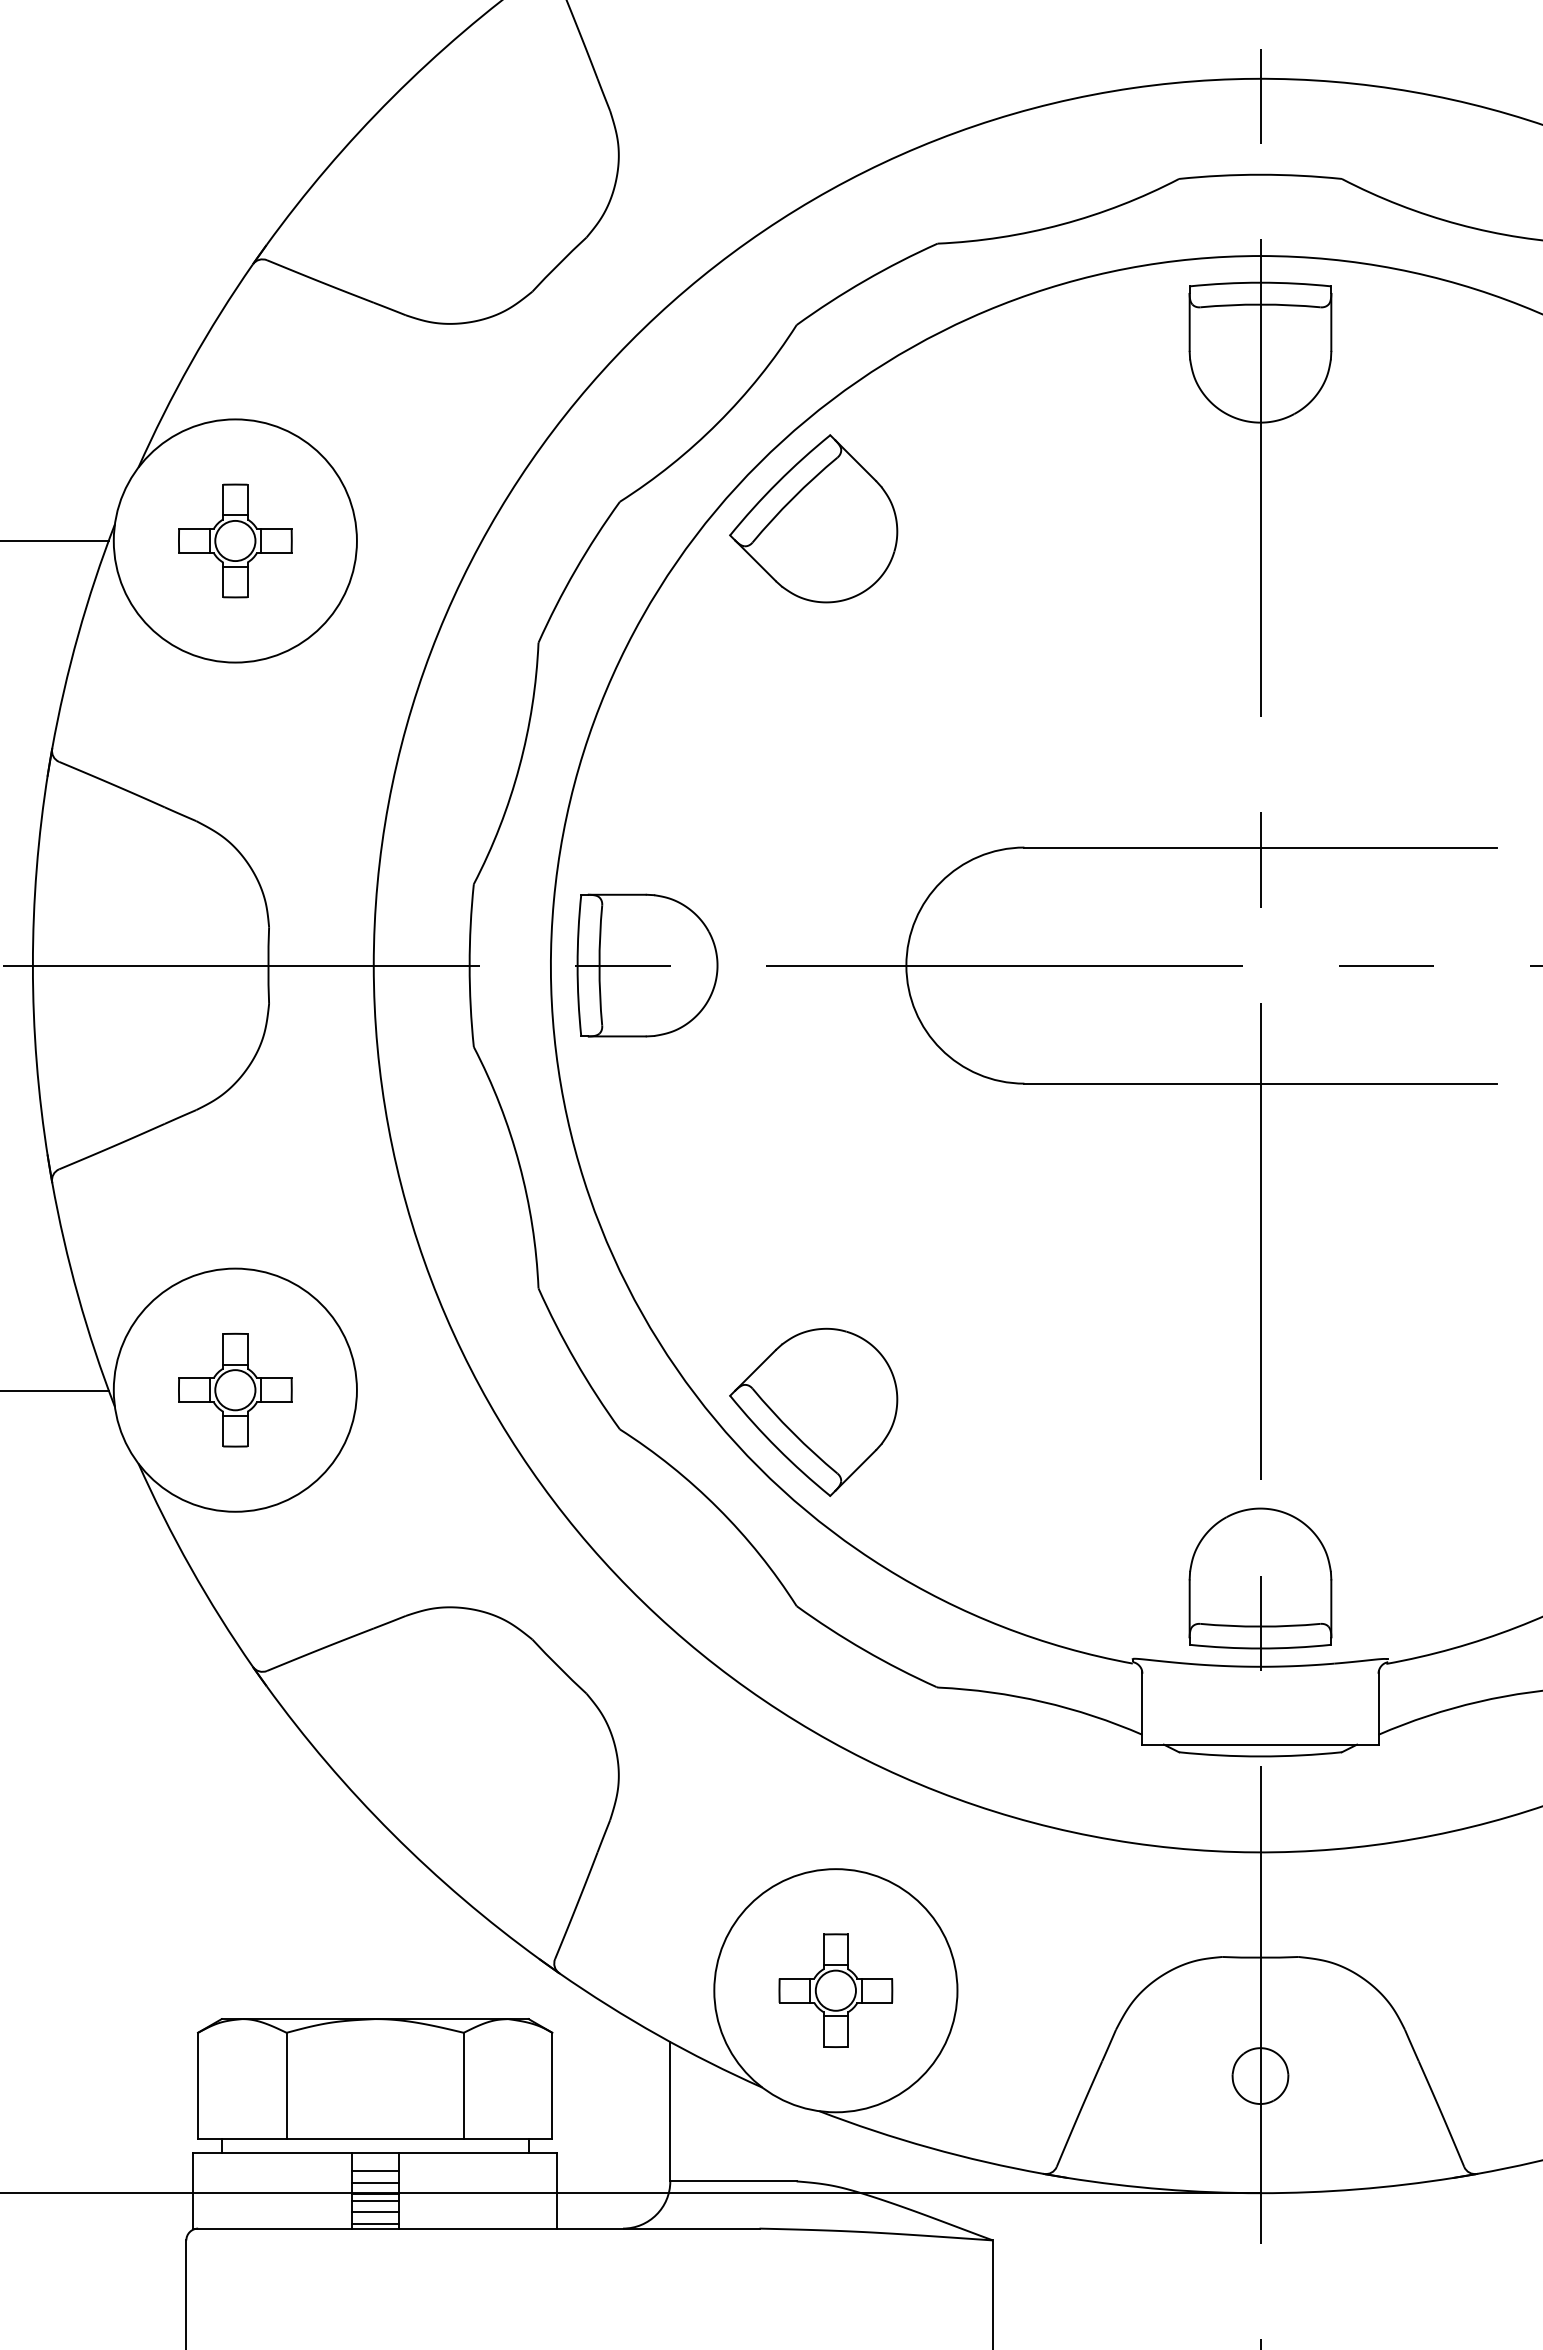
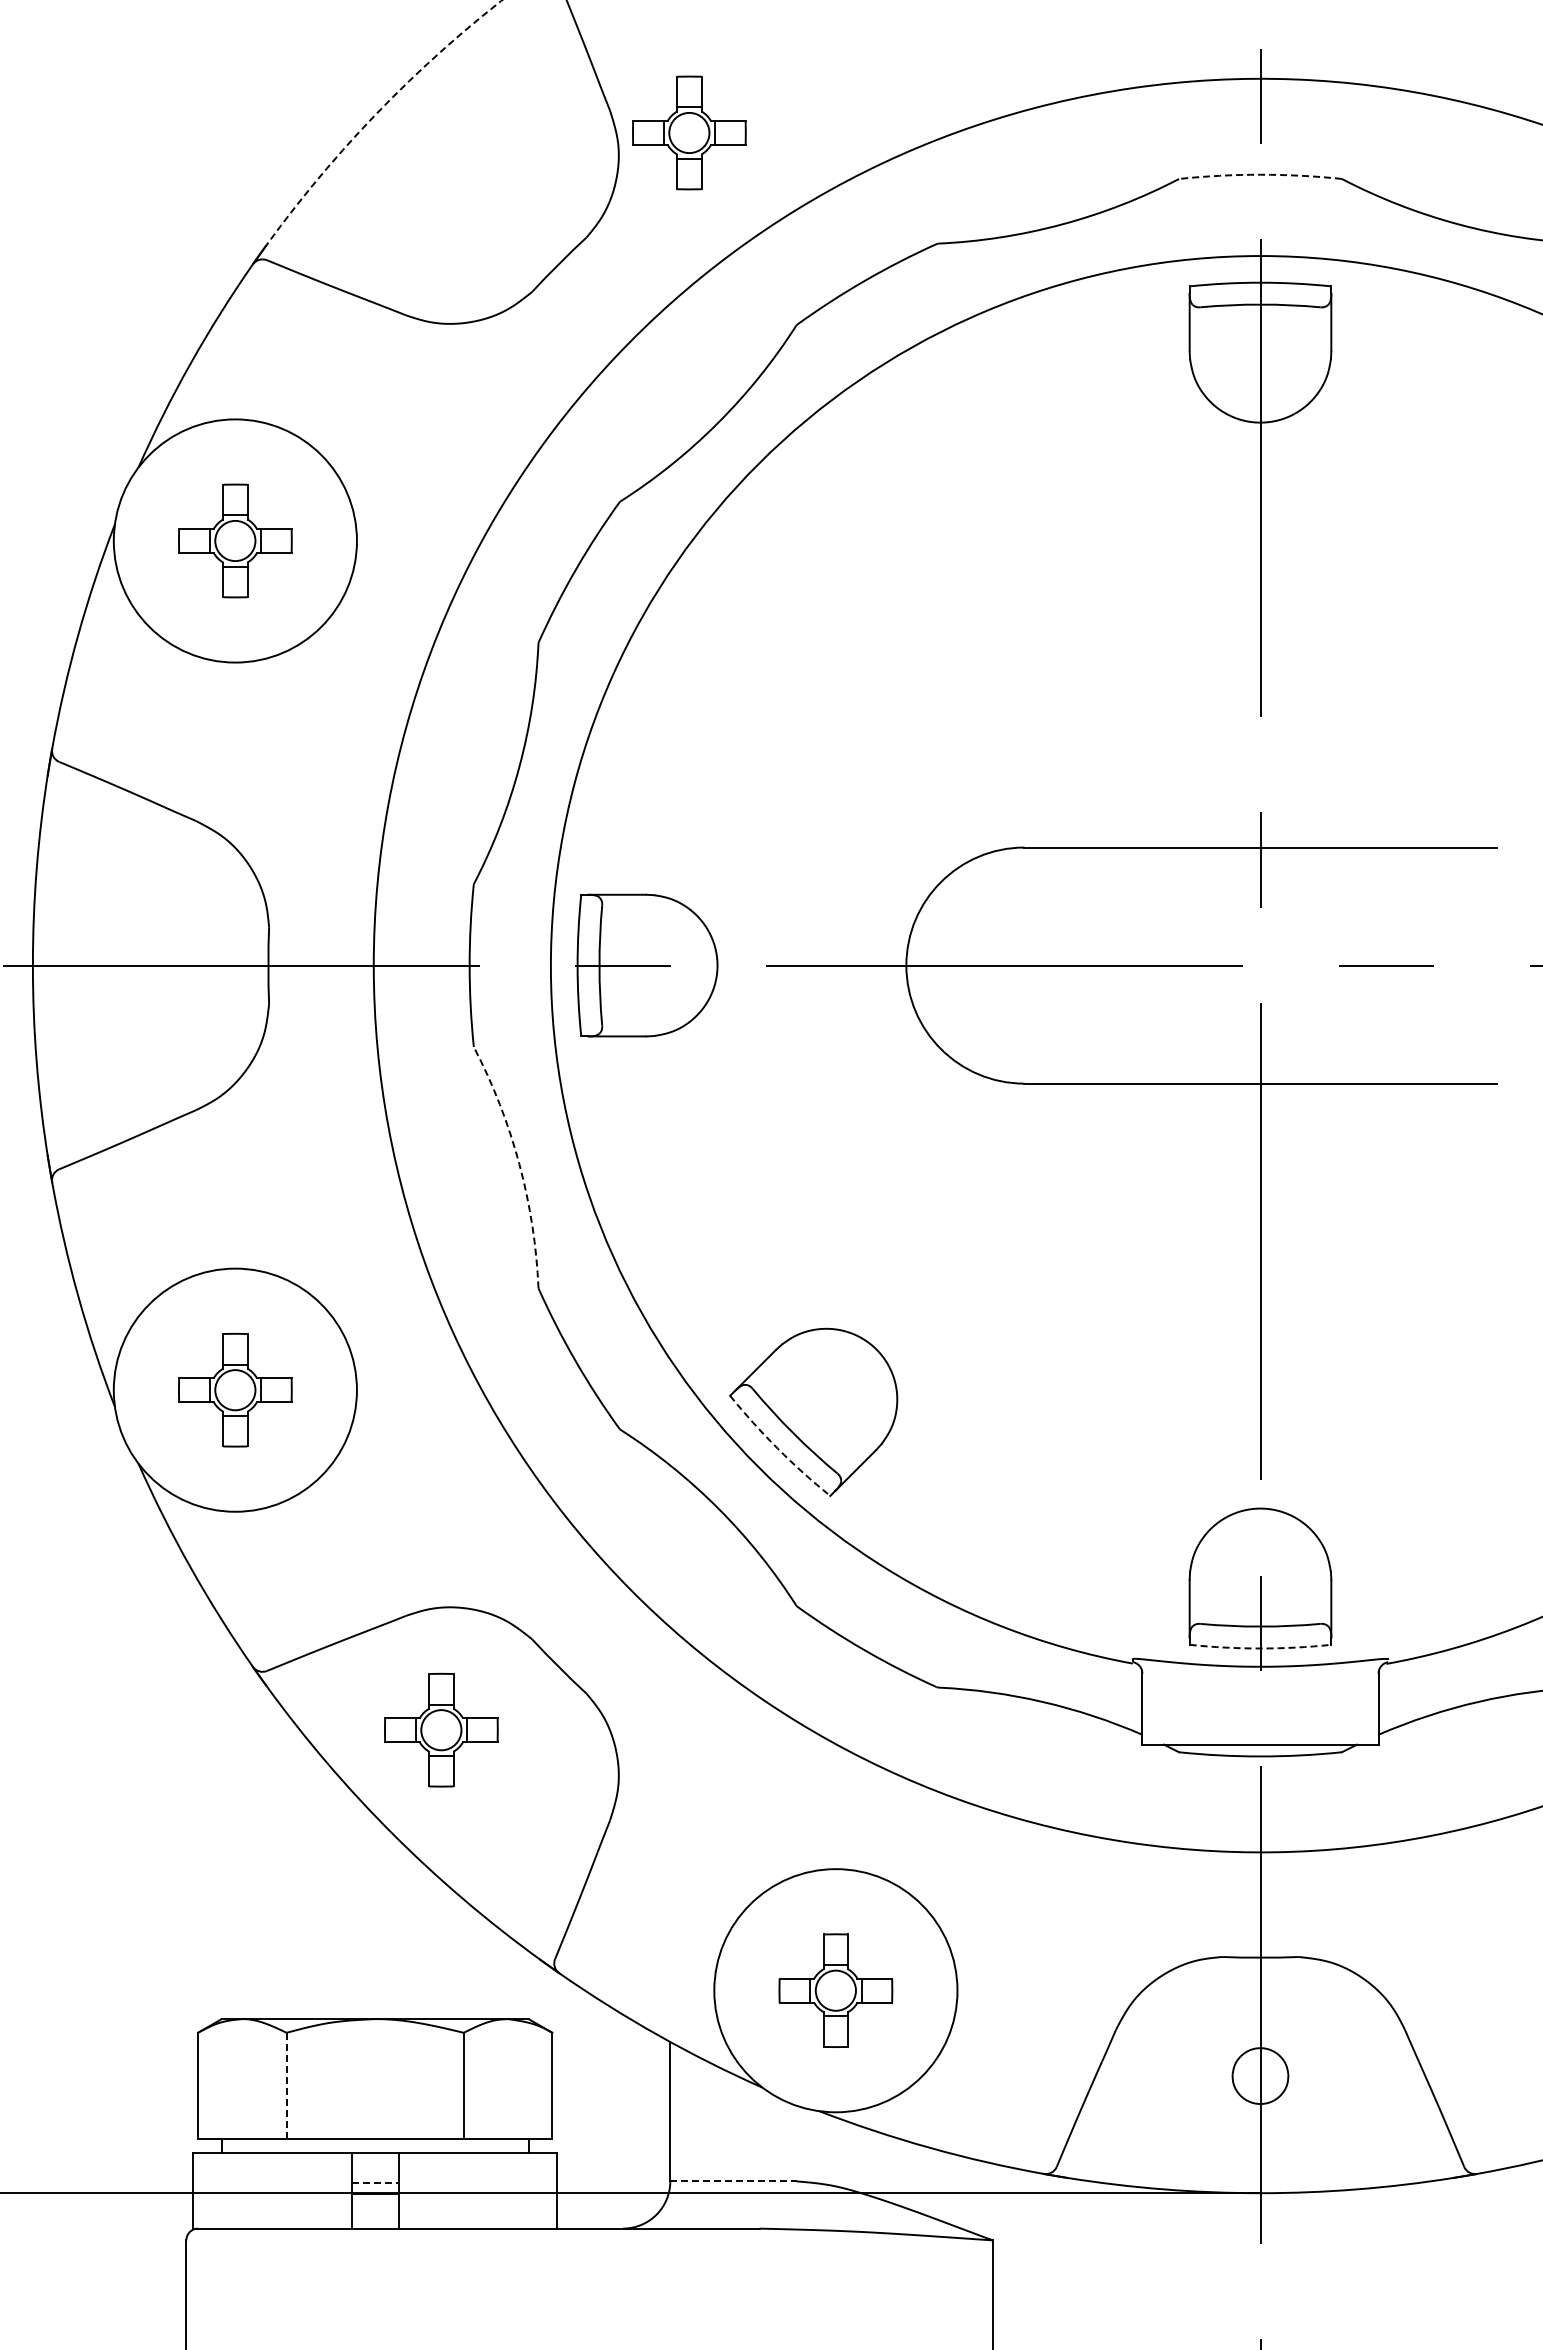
arc: solid -> dashed (375, 114)
part: none -> present (689, 132)
arc: solid -> dashed (1260, 174)
part: present -> none (813, 518)
line: present -> none (55, 540)
arc: solid -> dashed (519, 1164)
line: present -> none (55, 1390)
arc: solid -> dashed (777, 1448)
arc: solid -> dashed (1260, 1648)
part: none -> present (441, 1729)
line: solid -> dashed (286, 2085)
line: present -> none (374, 2171)
line: solid -> dashed (733, 2181)
line: solid -> dashed (375, 2182)
line: present -> none (374, 2200)
line: present -> none (374, 2212)
line: present -> none (374, 2223)
